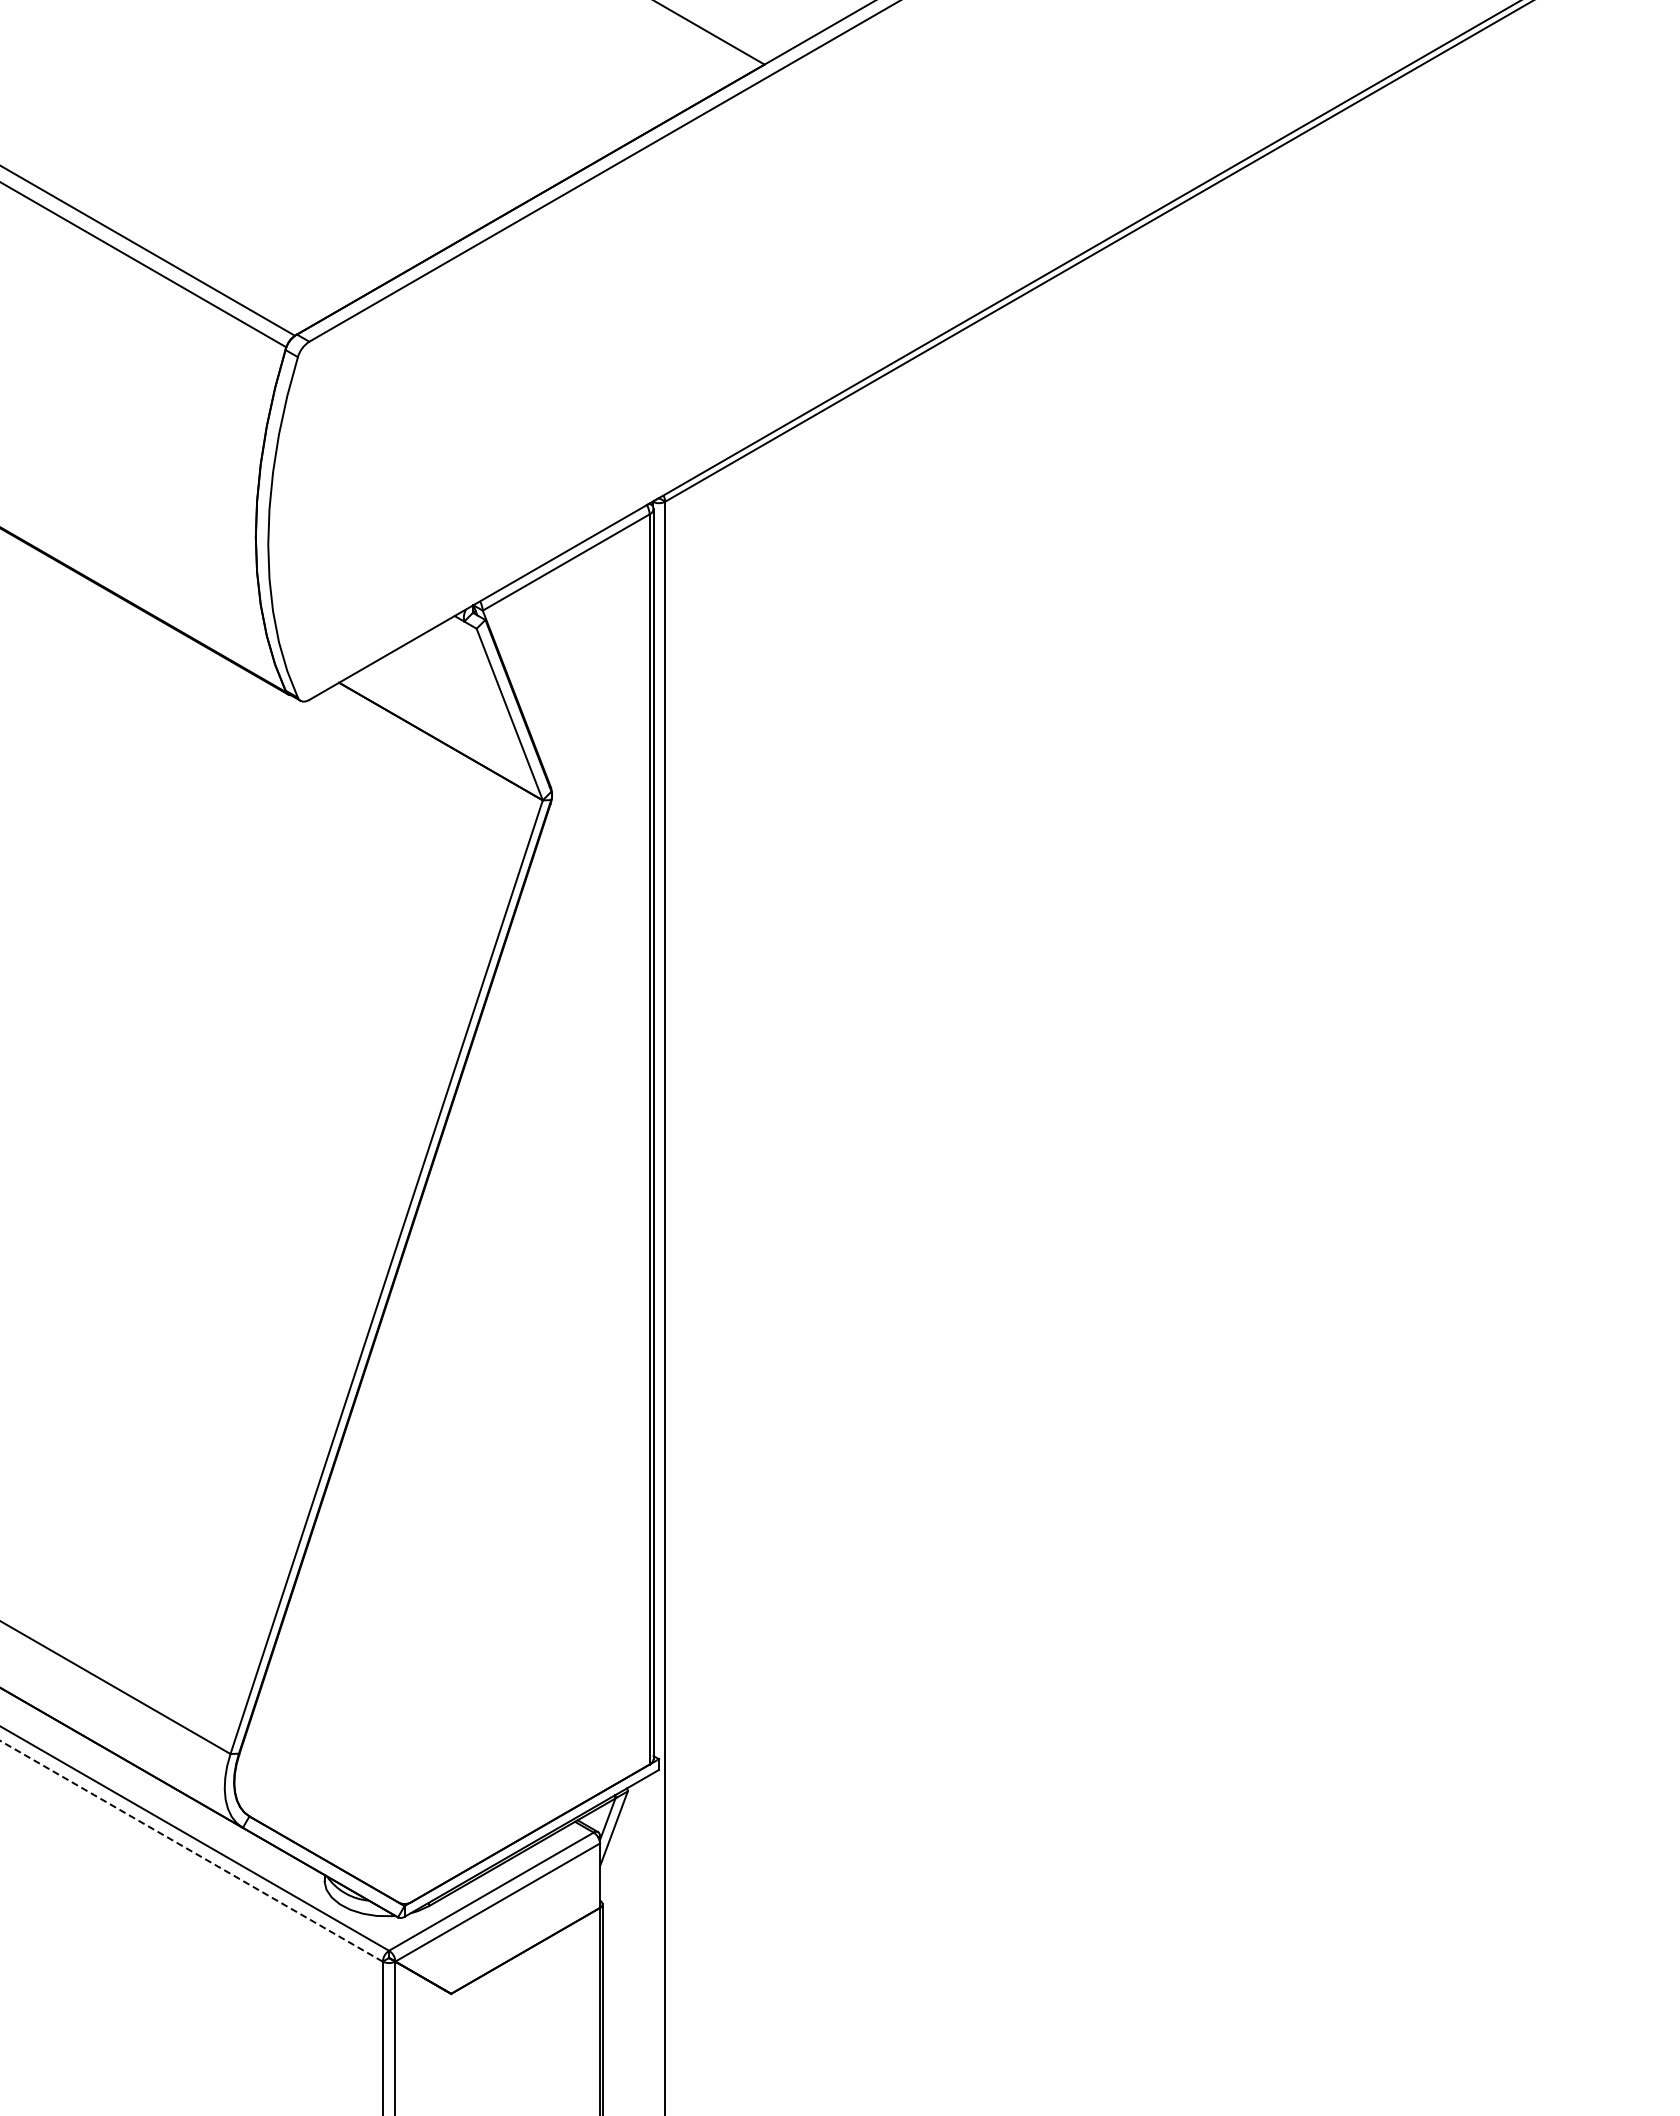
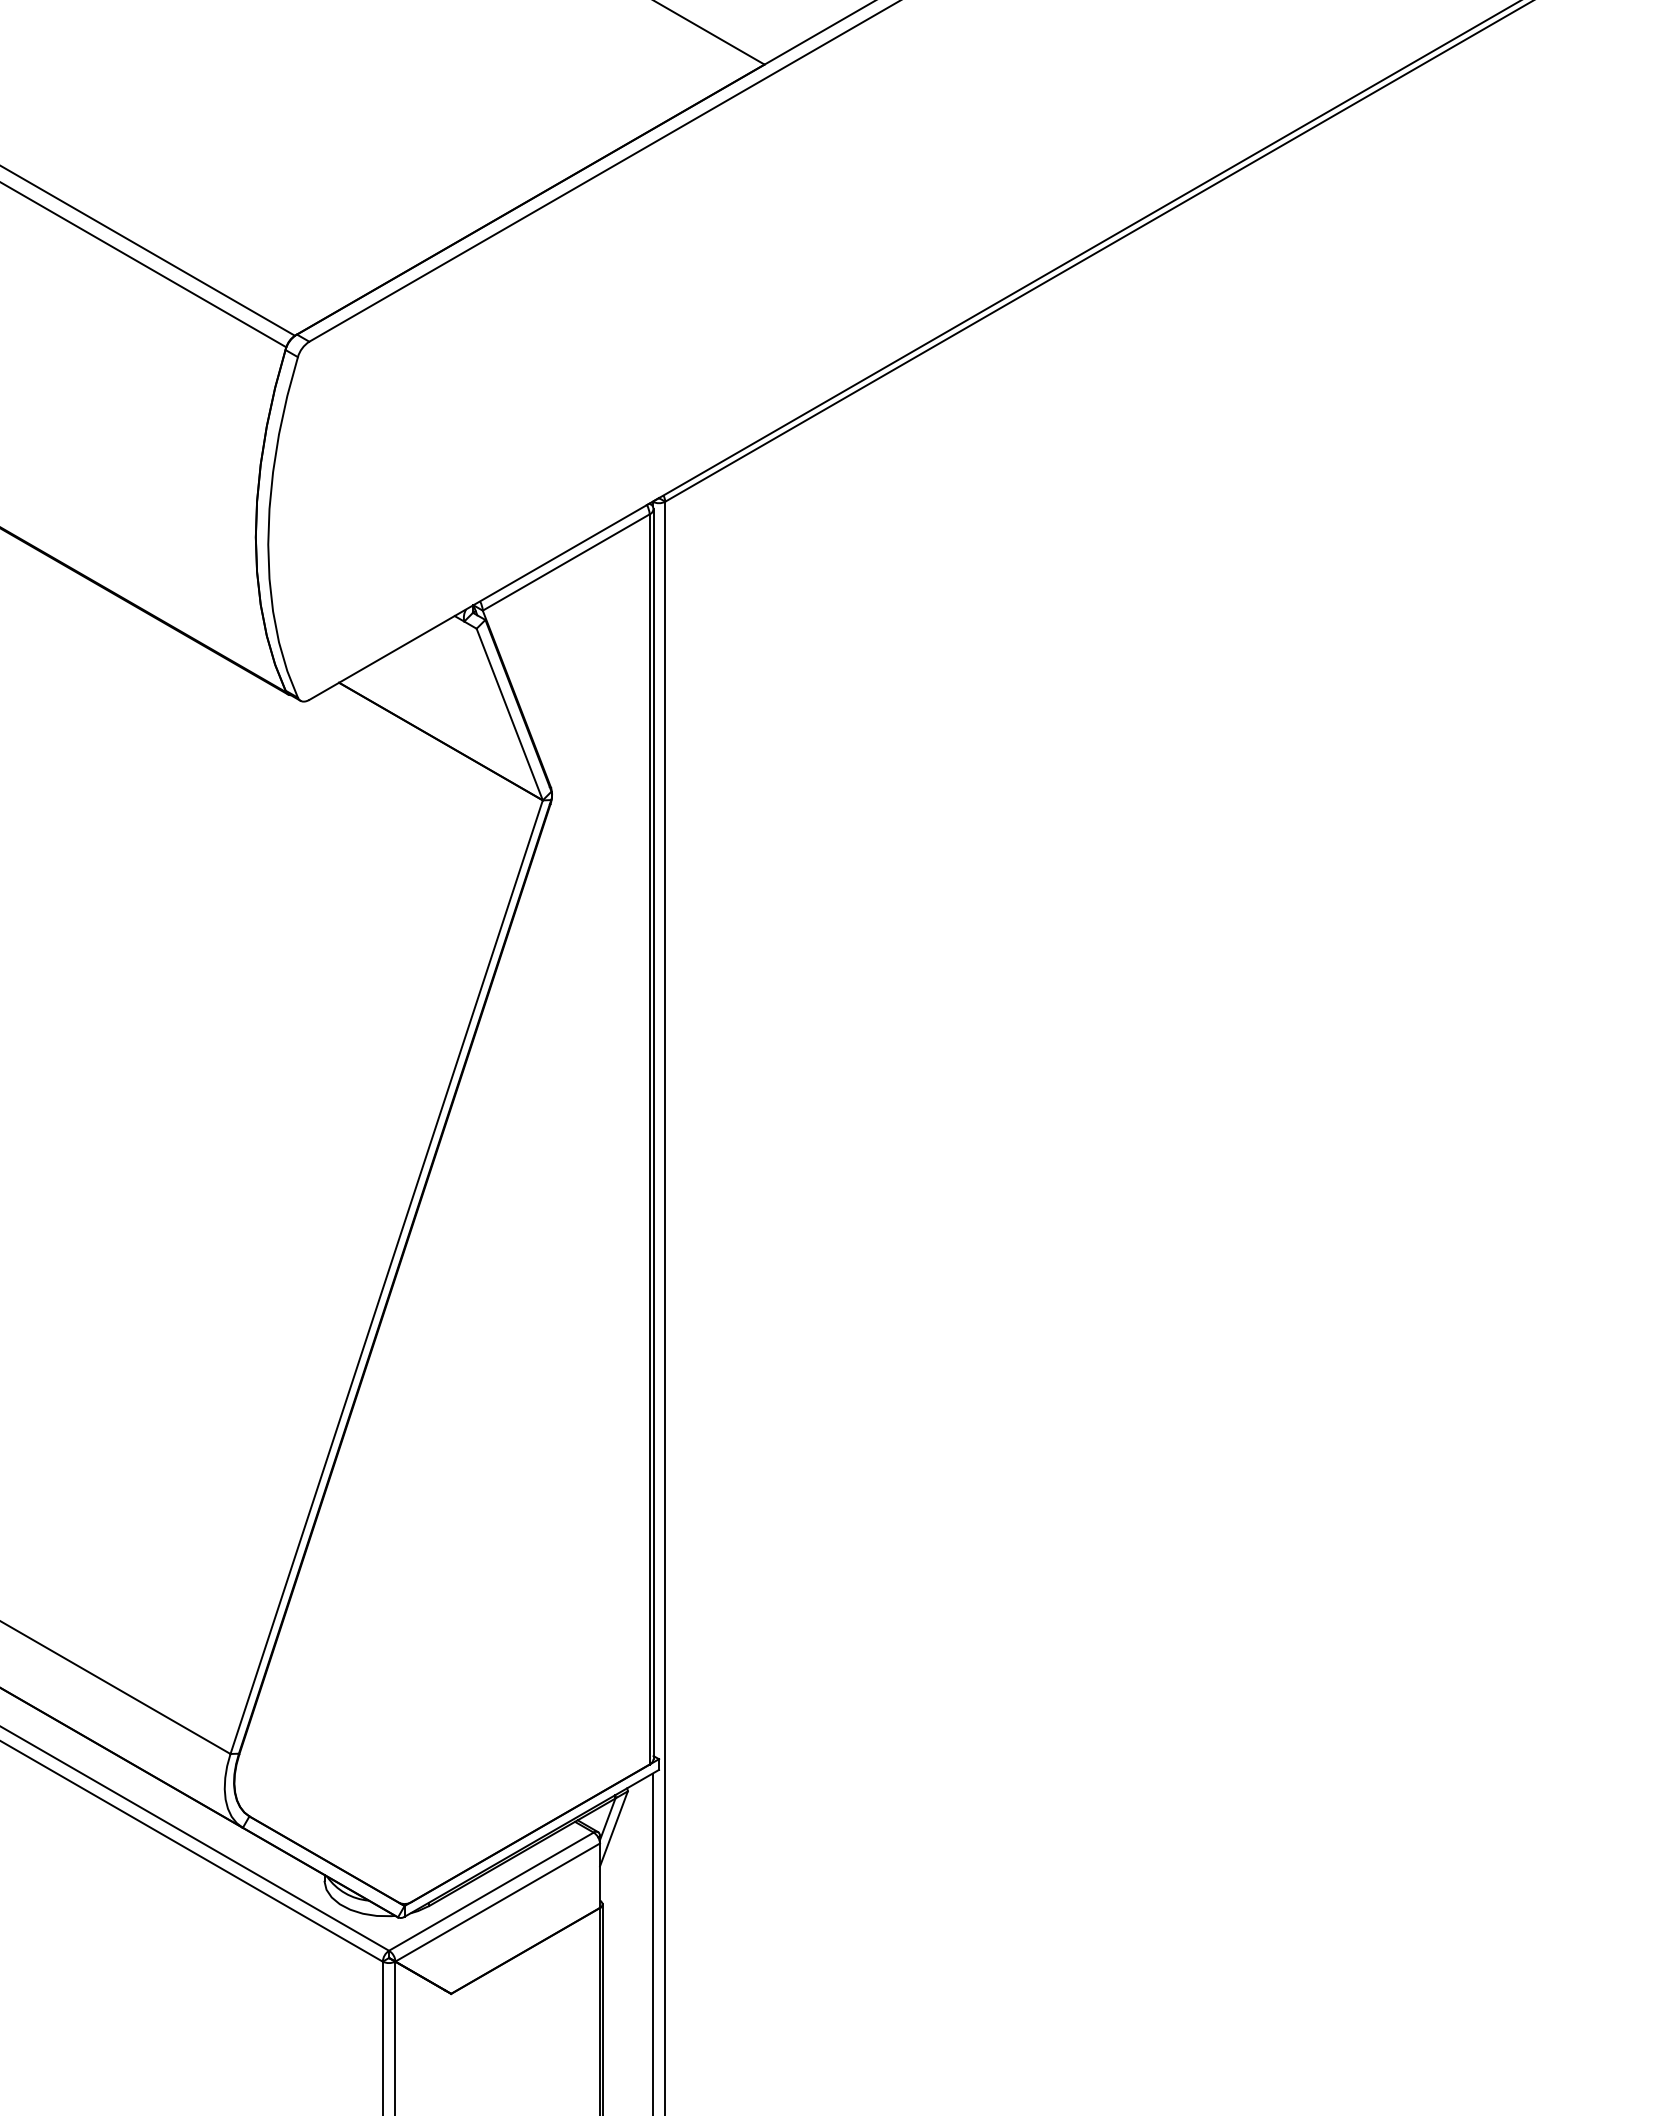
line: dashed -> solid (191, 1851)
line: none -> present (652, 1942)
